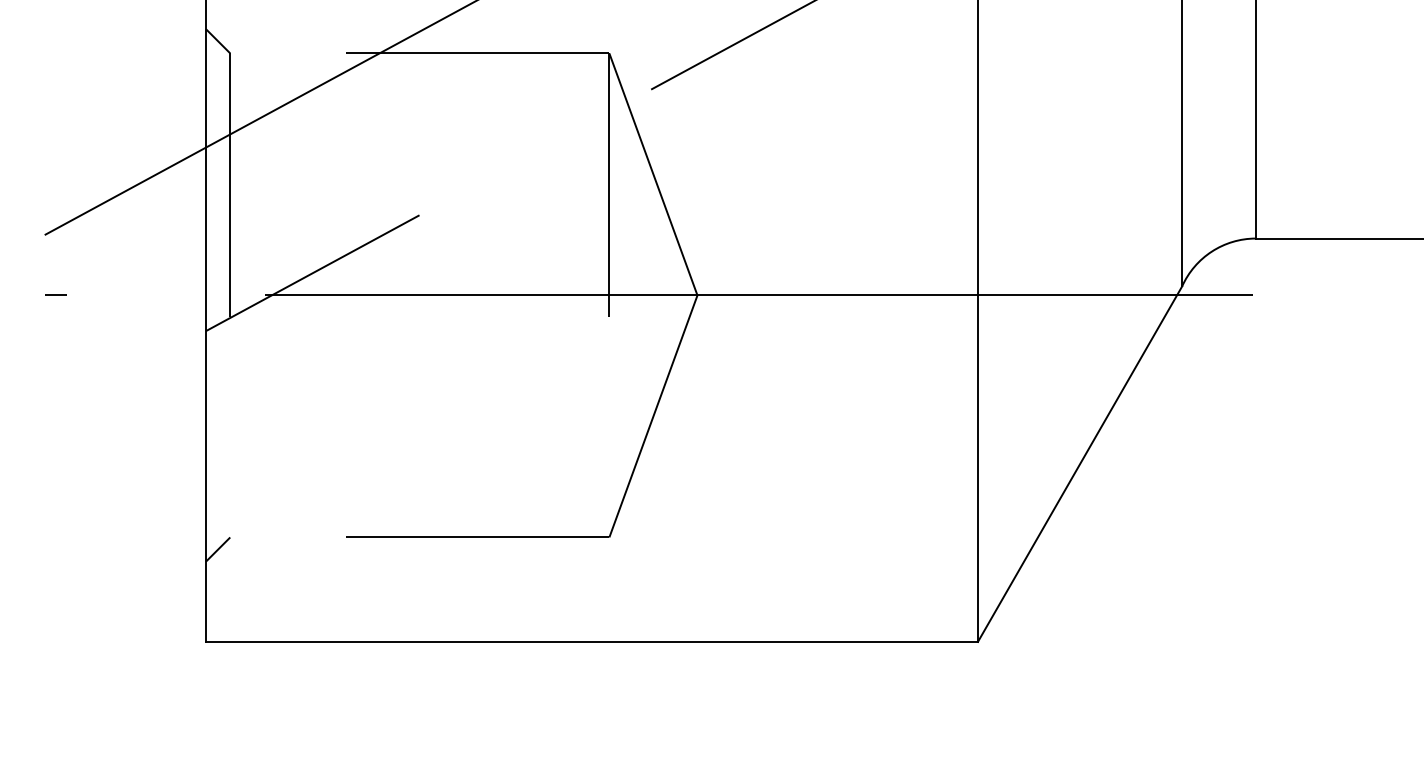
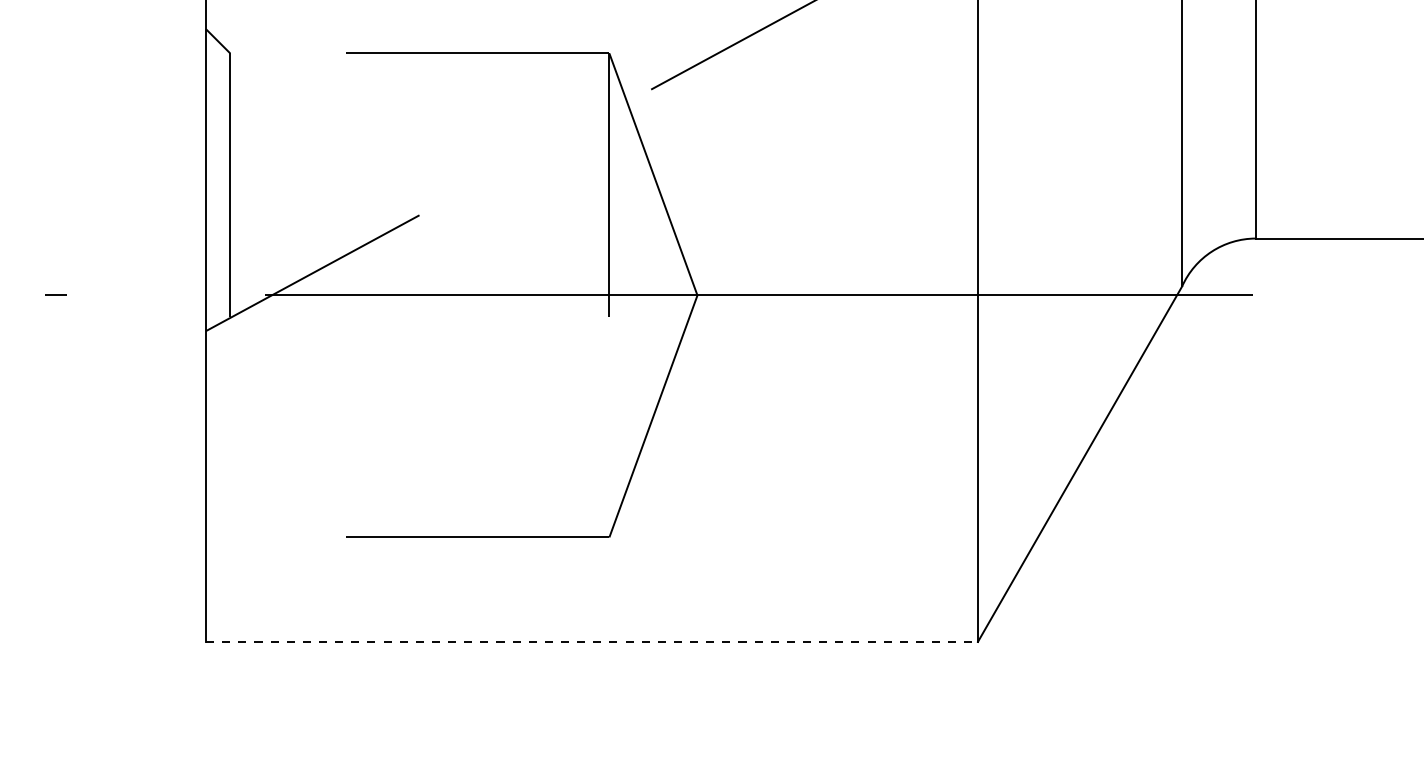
line: present -> none (258, 118)
line: present -> none (218, 549)
line: solid -> dashed (592, 641)
